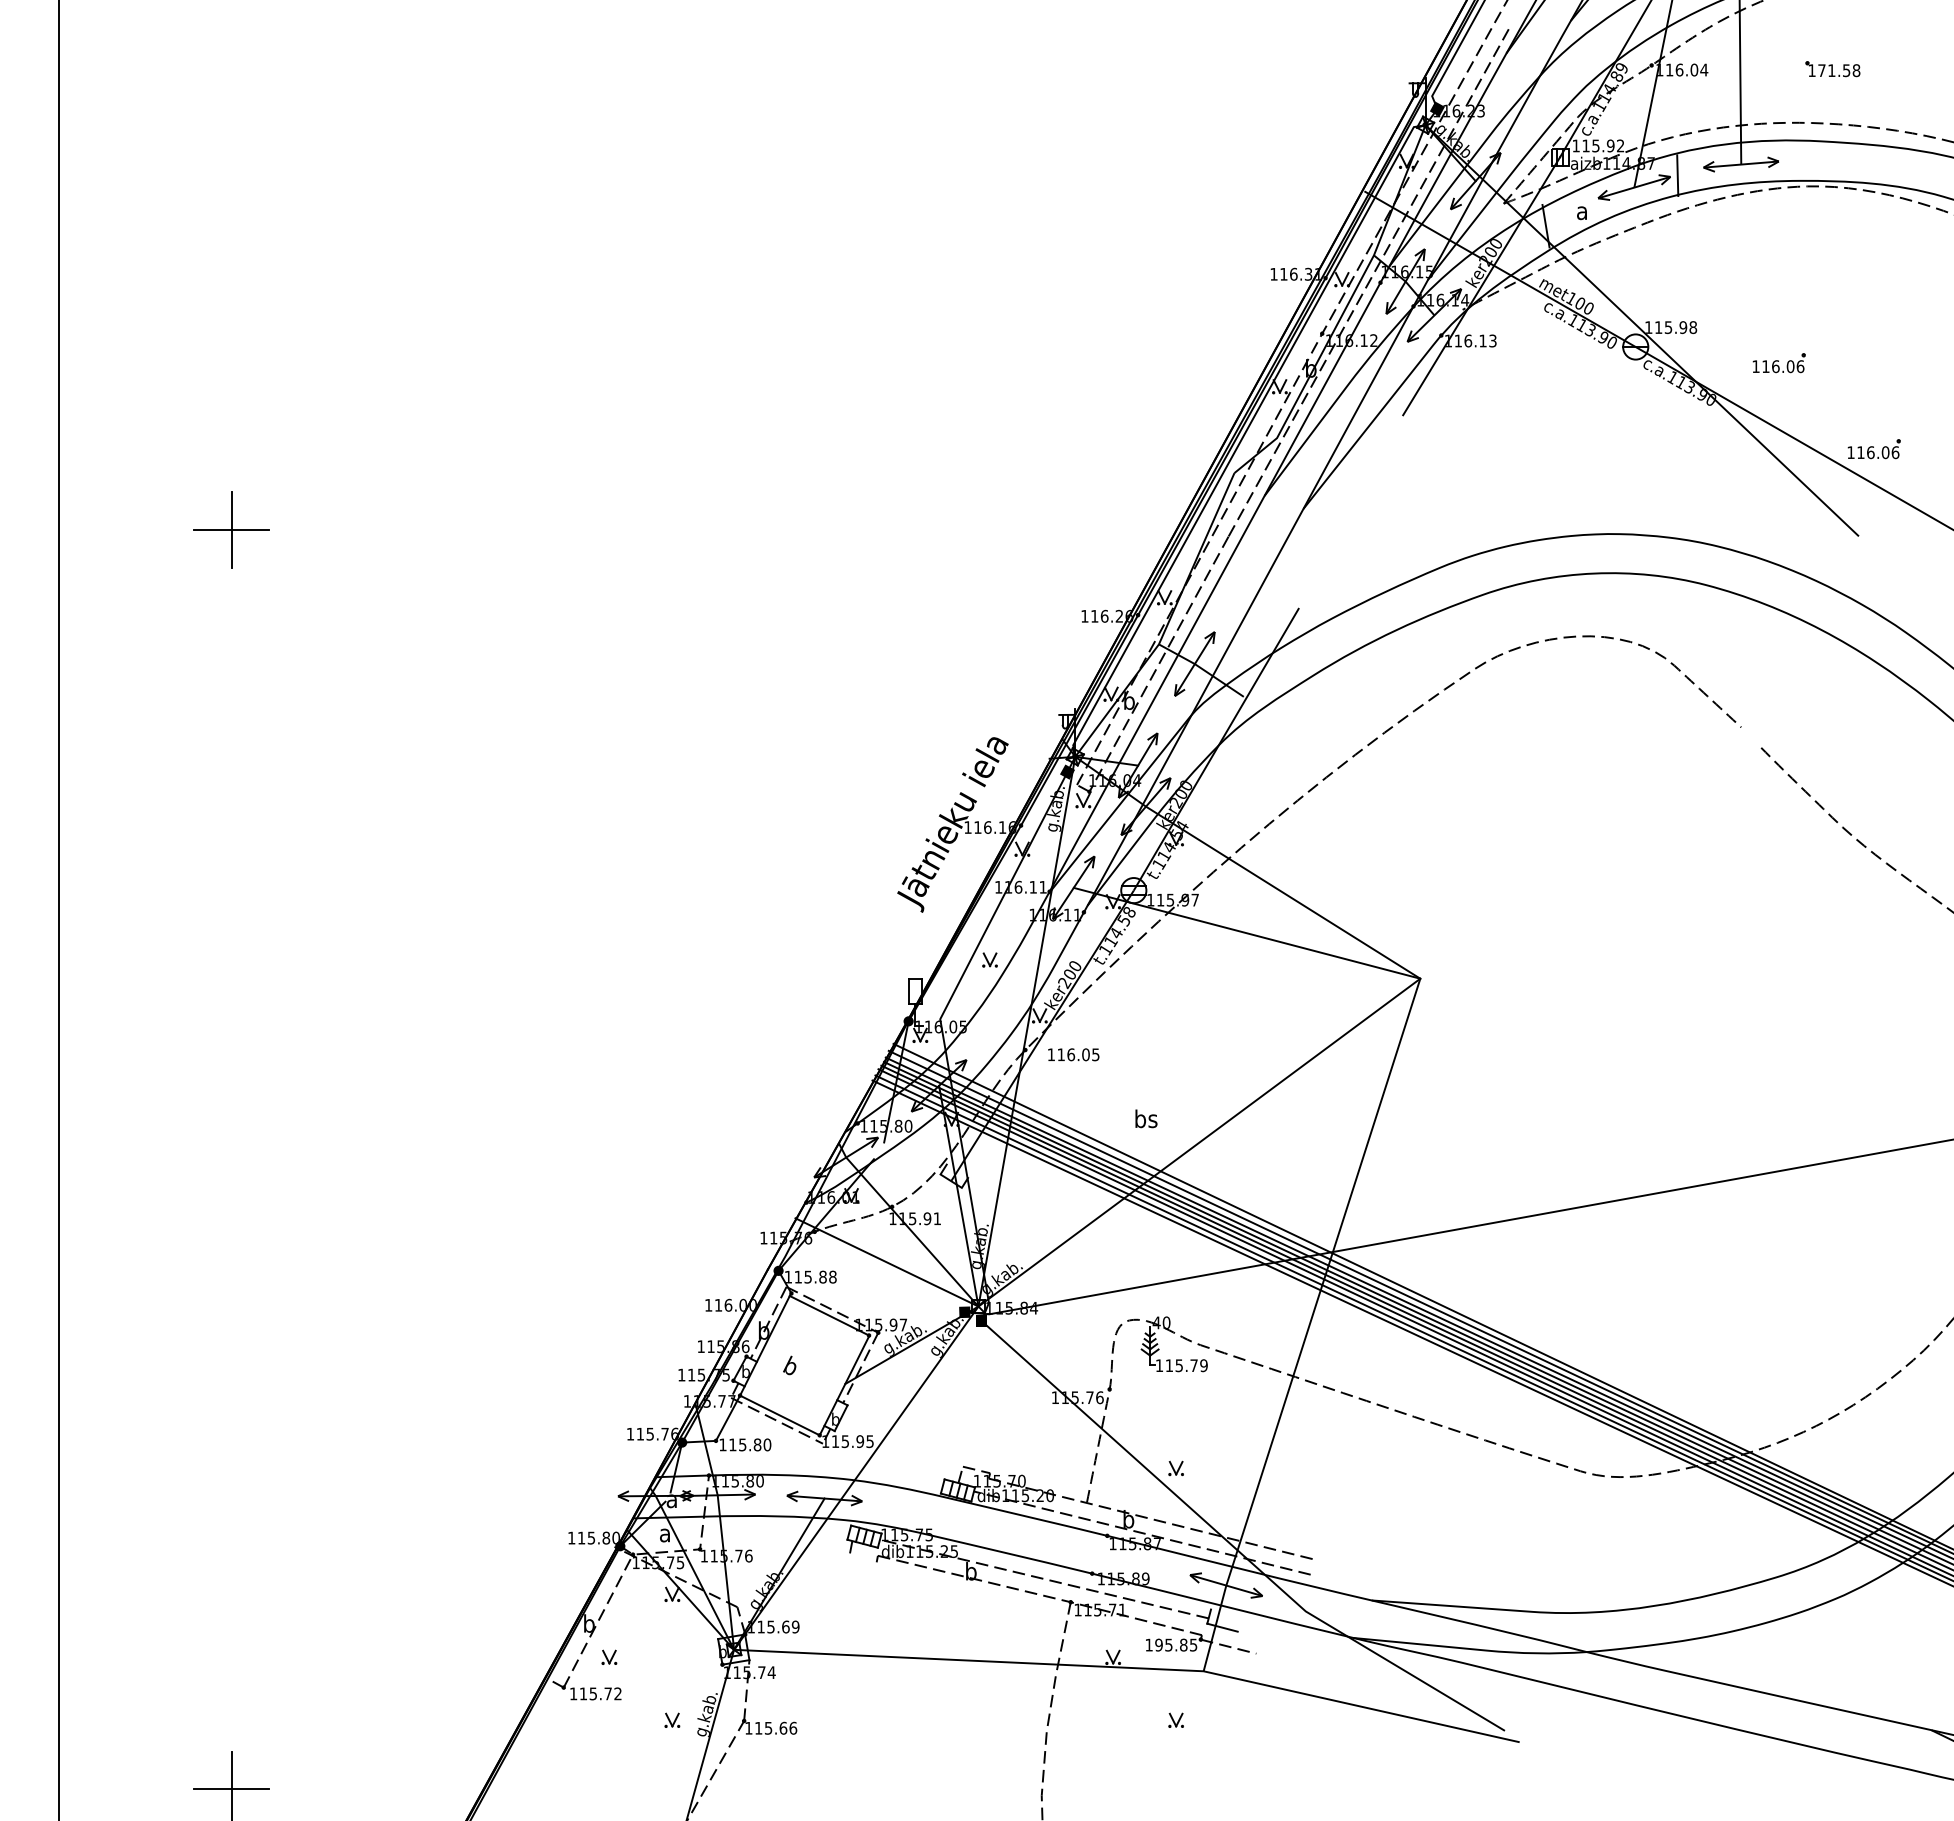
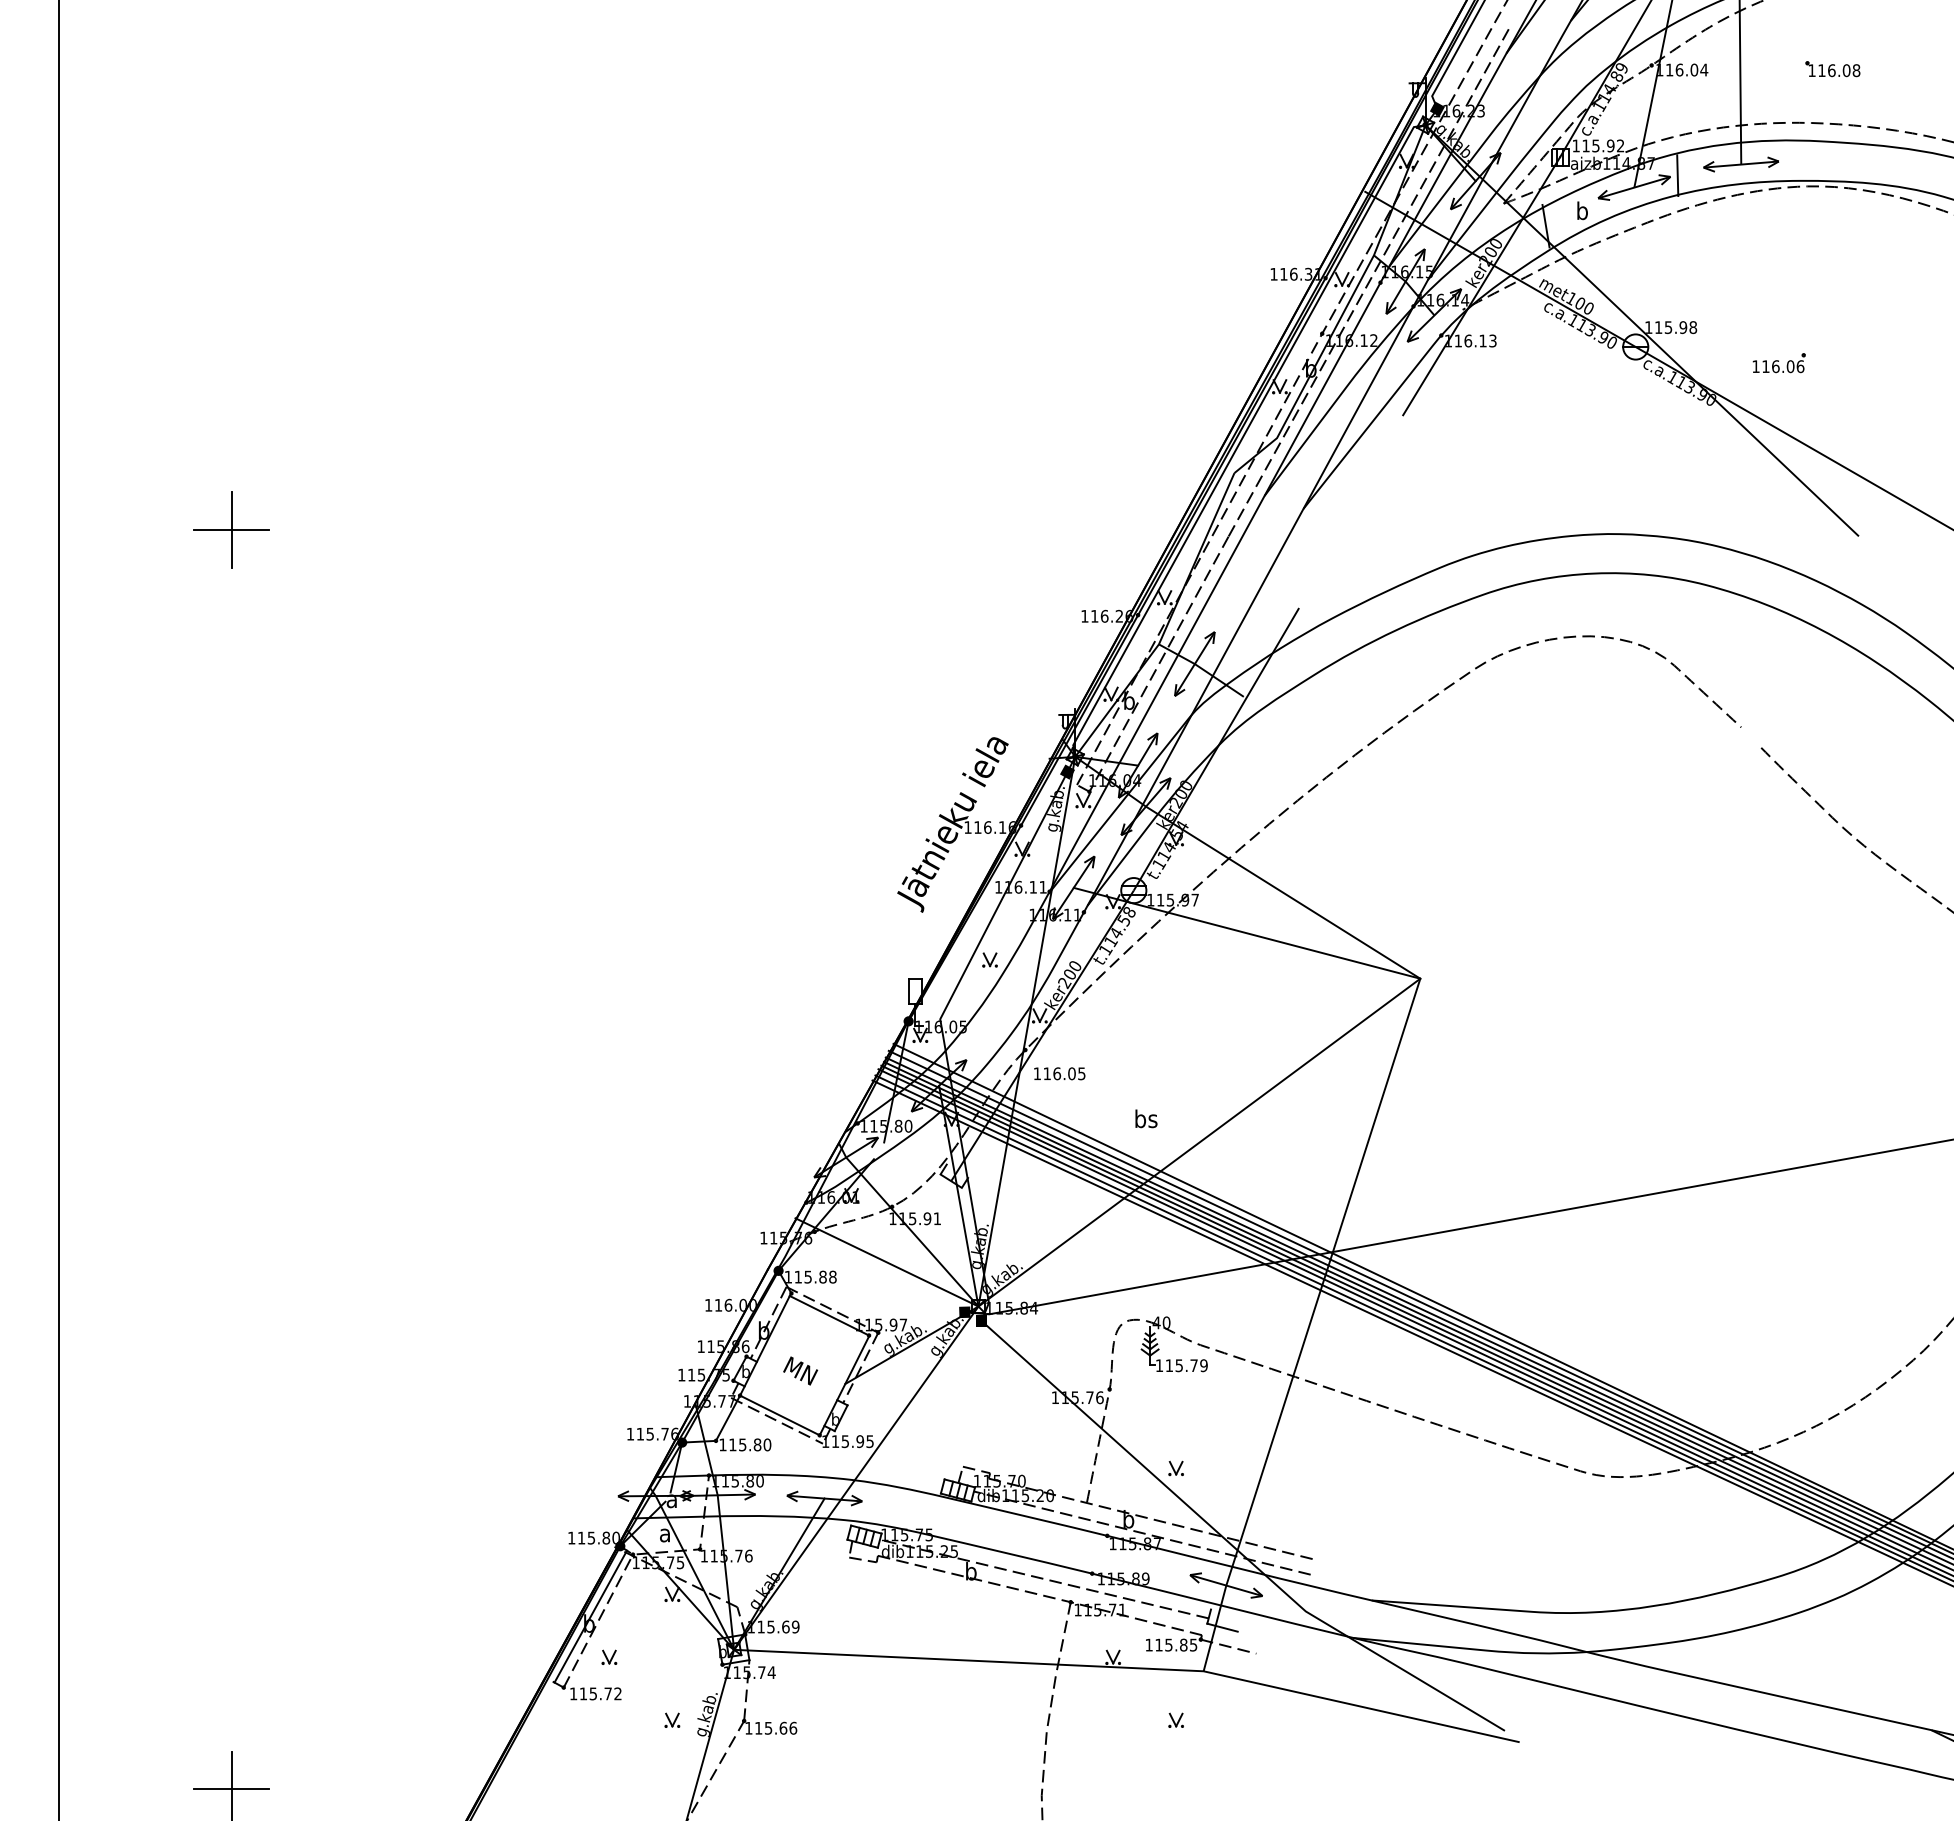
text: 171.58 -> 116.08 (1834, 70)
text: a -> b (1582, 210)
part: present -> none (1873, 449)
text position: (1073, 1054) -> (1059, 1073) (1059, 1073)
text: b -> MN (800, 1370)
line: none -> present (862, 1559)
line: none -> present (590, 1616)
text: 195.85 -> 115.85 (1158, 1644)
